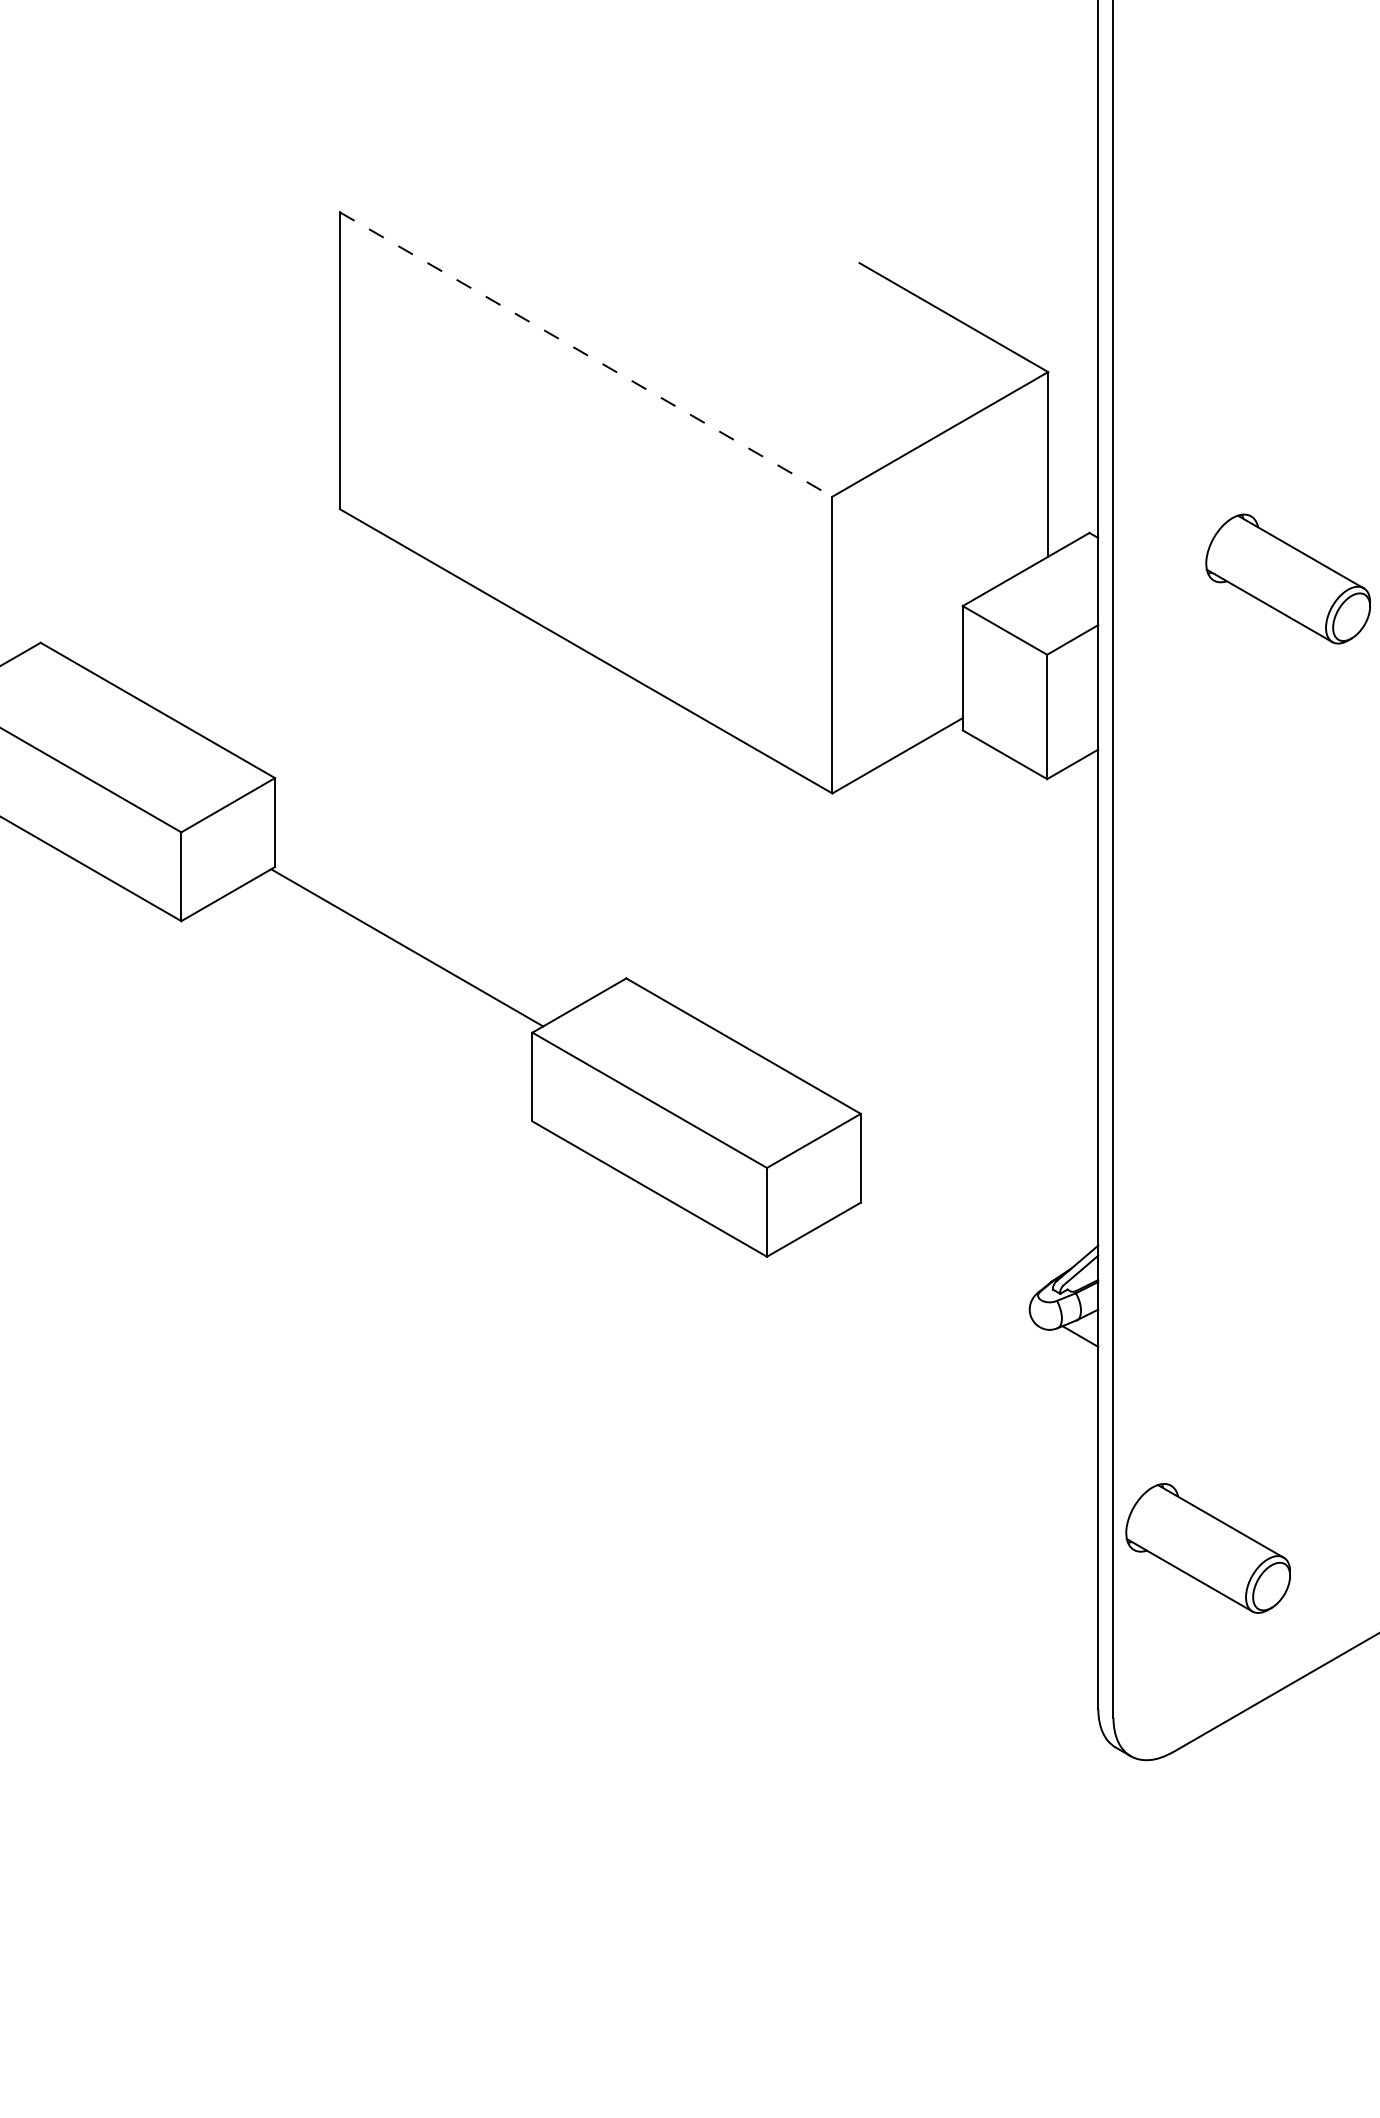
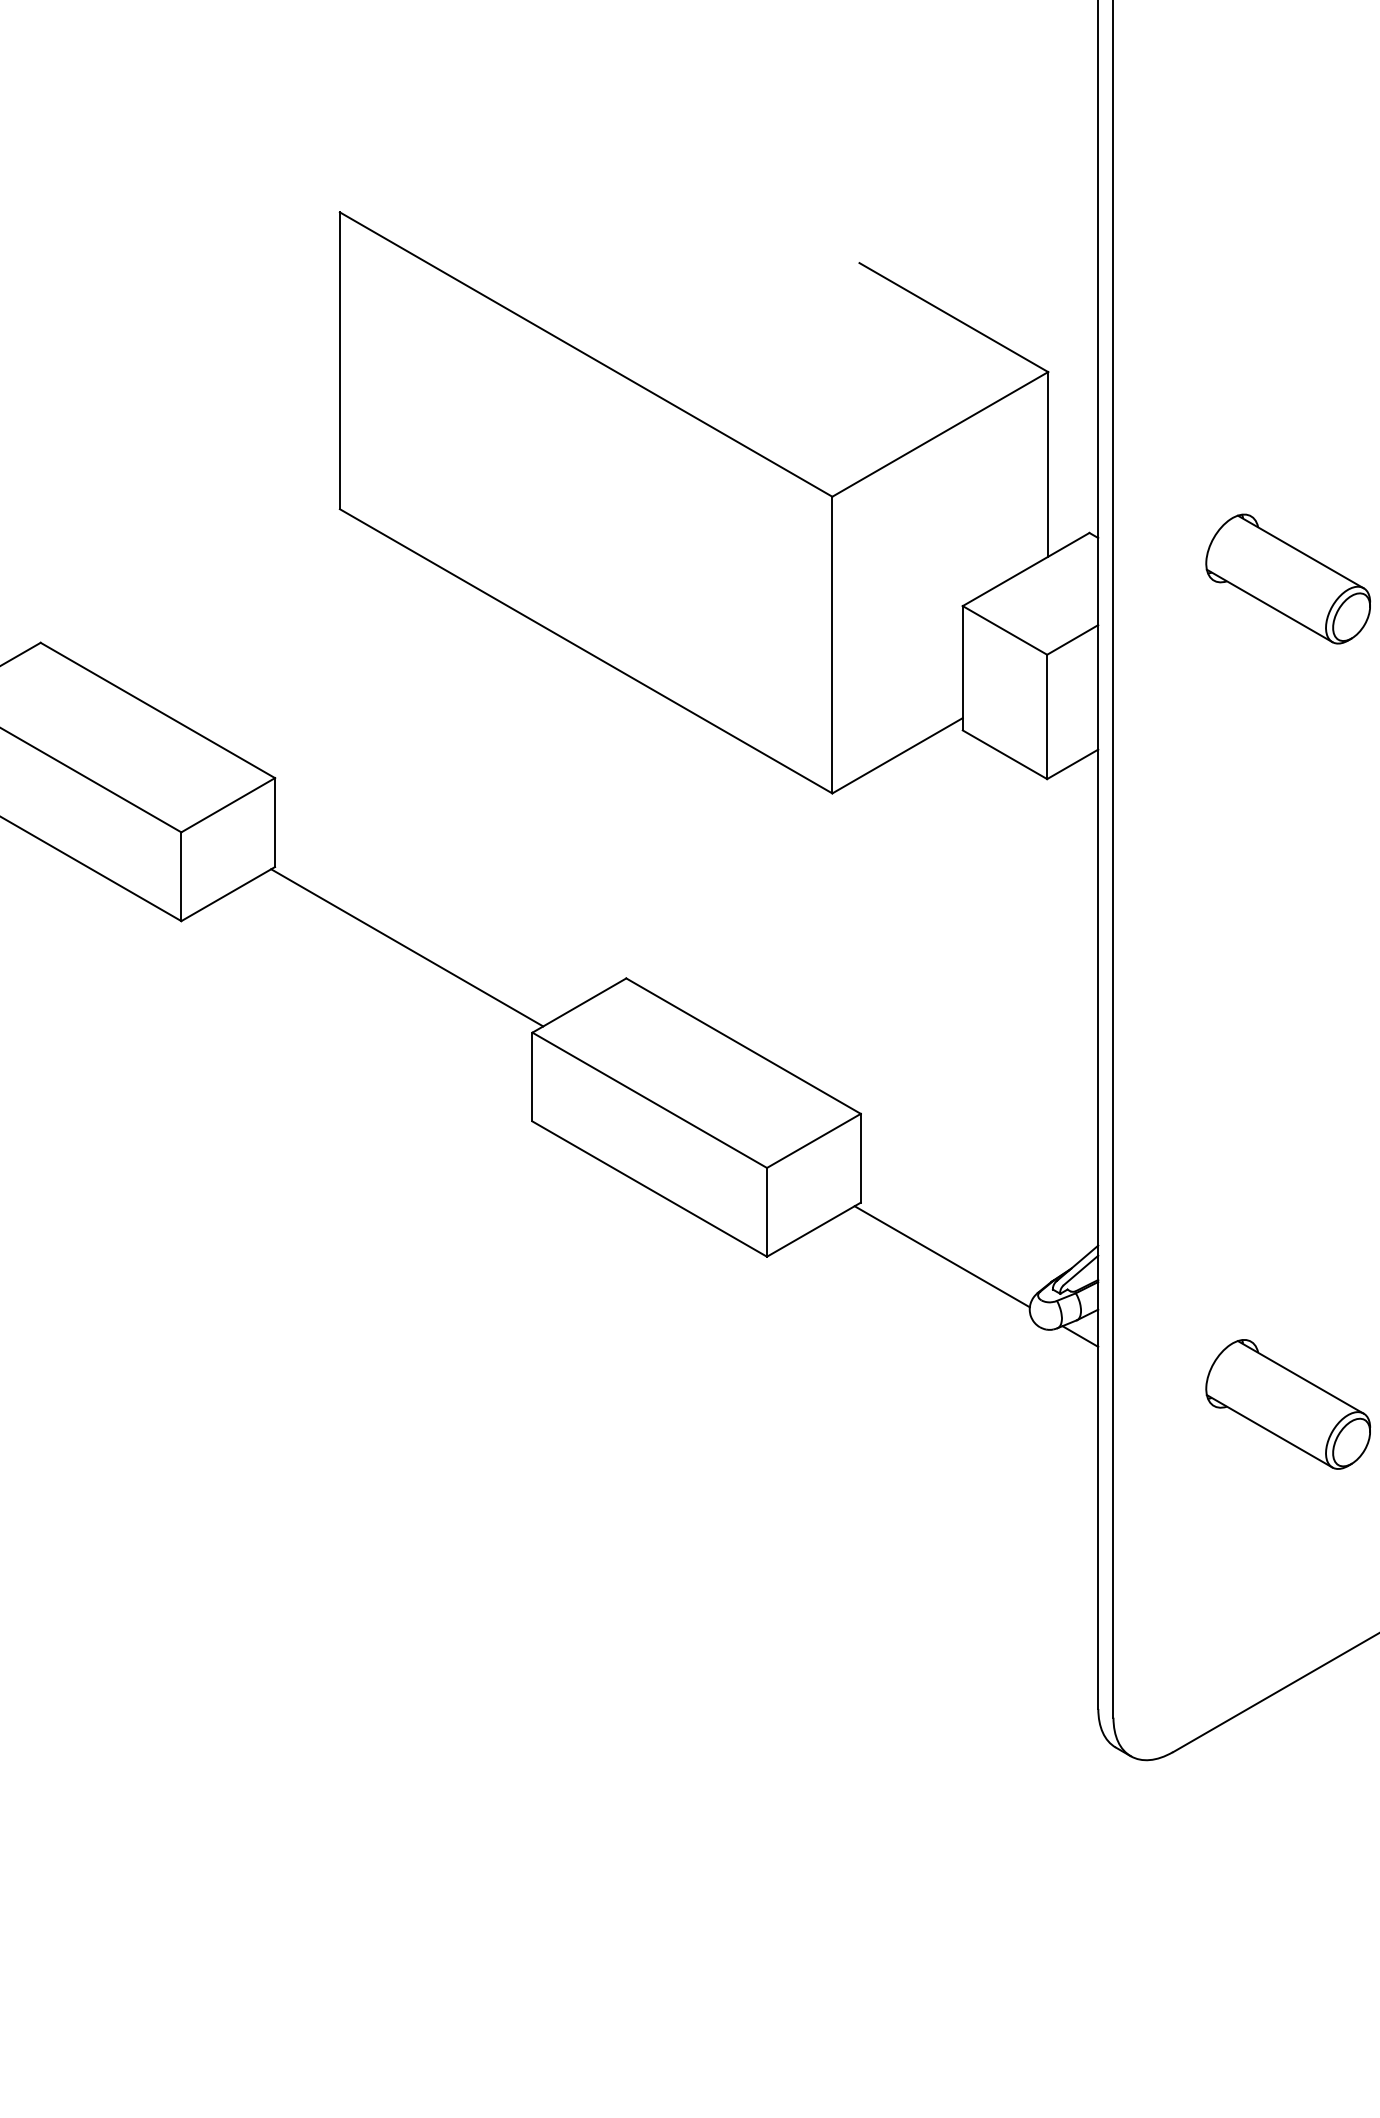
line: dashed -> solid (586, 354)
line: none -> present (941, 1256)
part position: (1208, 1548) -> (1288, 1404) (1288, 1404)
